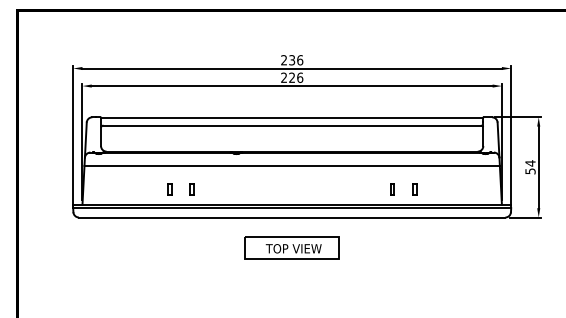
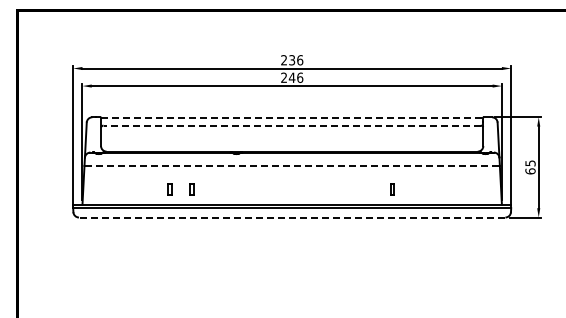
text: 226 -> 246 (291, 77)
line: solid -> dashed (292, 118)
line: solid -> dashed (292, 125)
line: solid -> dashed (292, 165)
text: 54 -> 65 (530, 167)
part: present -> none (414, 189)
line: solid -> dashed (291, 217)
part: present -> none (291, 247)
